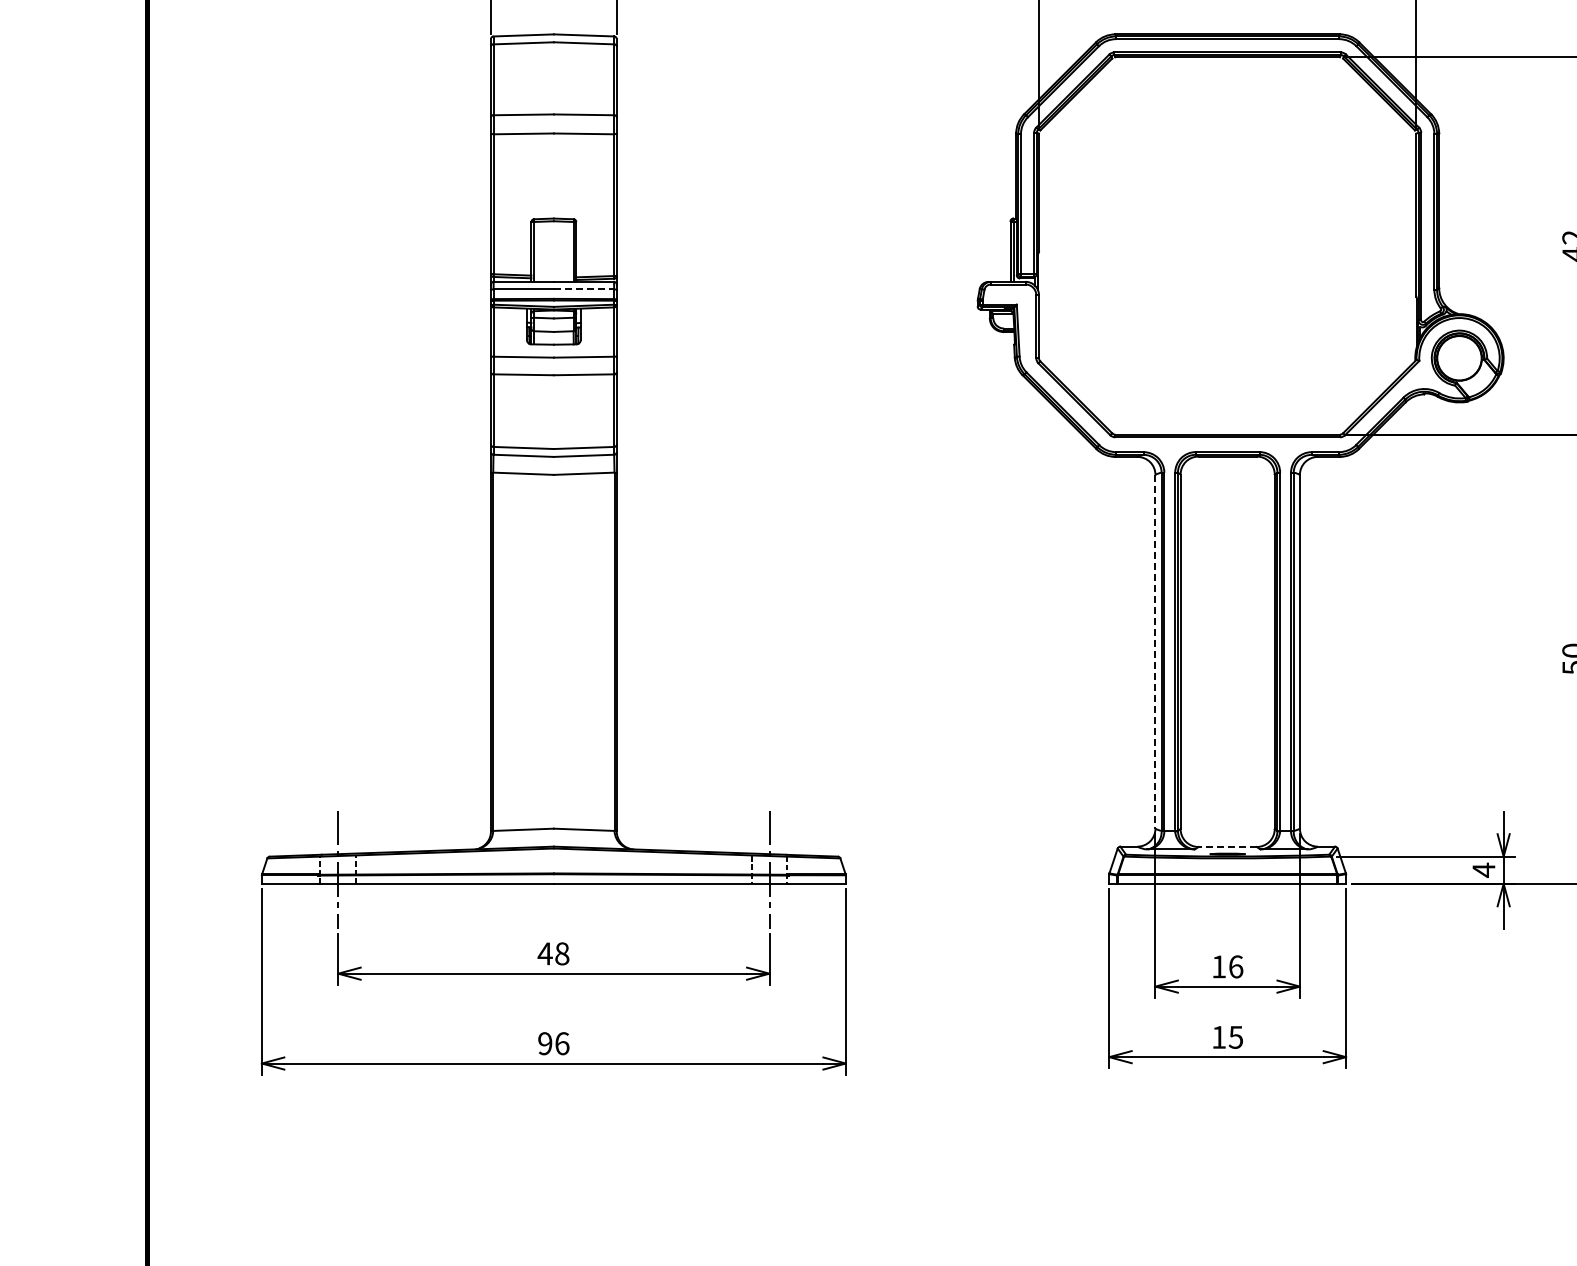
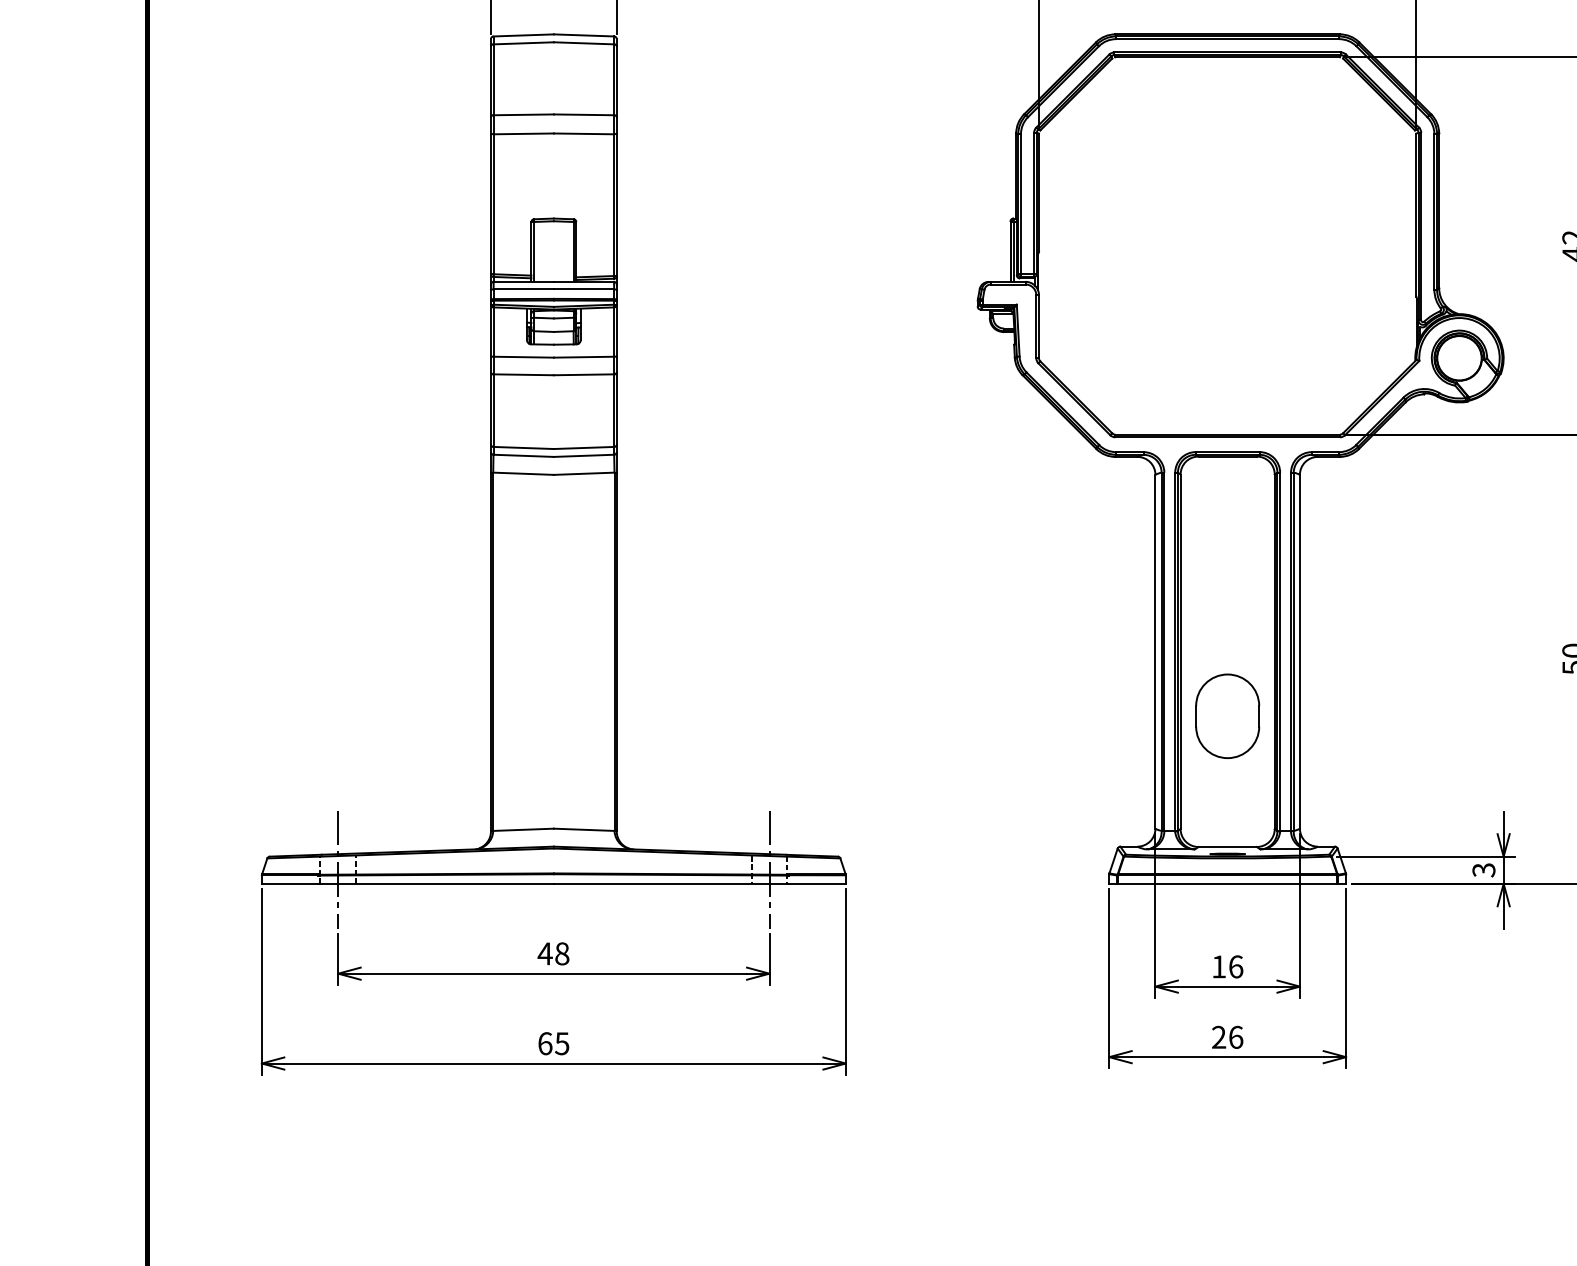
line: dashed -> solid (584, 289)
line: dashed -> solid (1155, 651)
part: none -> present (1227, 715)
line: dashed -> solid (1227, 847)
text: 4 -> 3 (1483, 869)
text: 15 -> 26 (1227, 1036)
text: 96 -> 65 (553, 1043)
